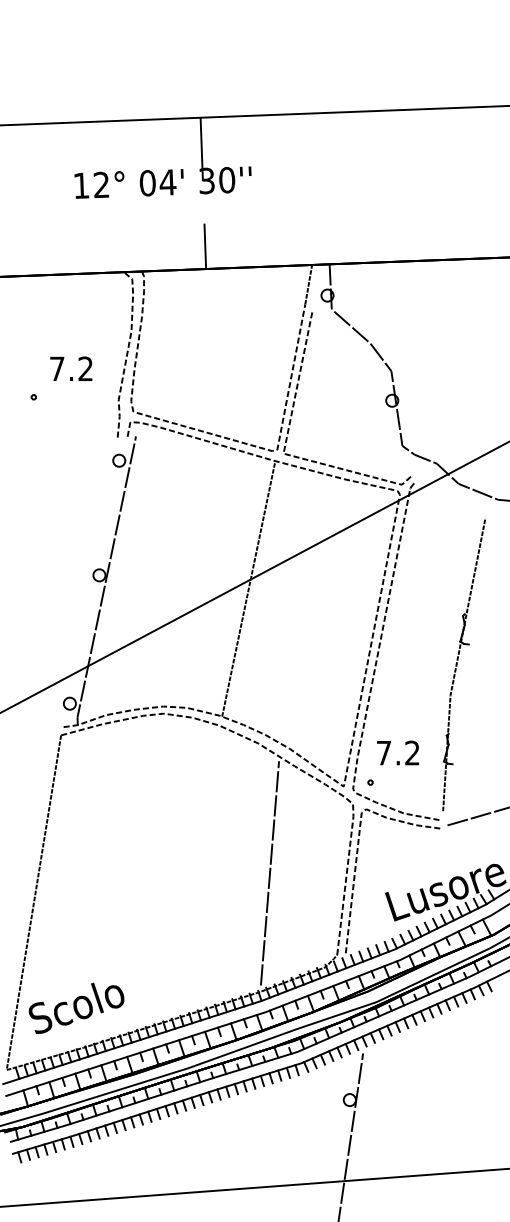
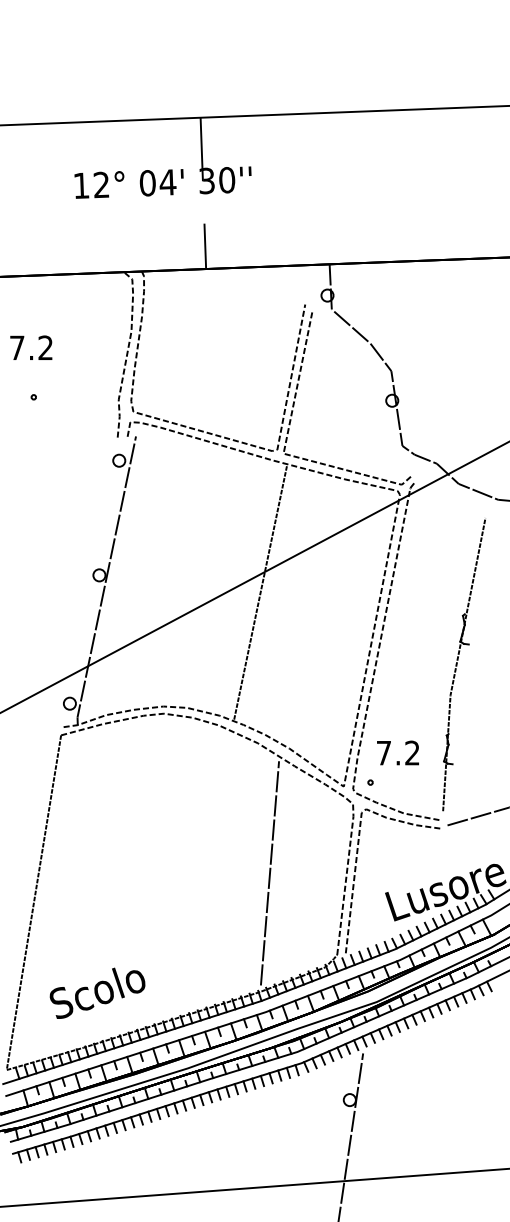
line: present -> none (308, 284)
text position: (71, 368) -> (31, 347) (31, 347)
line position: (248, 588) -> (260, 591) (260, 591)
text position: (76, 1007) -> (97, 992) (97, 992)
